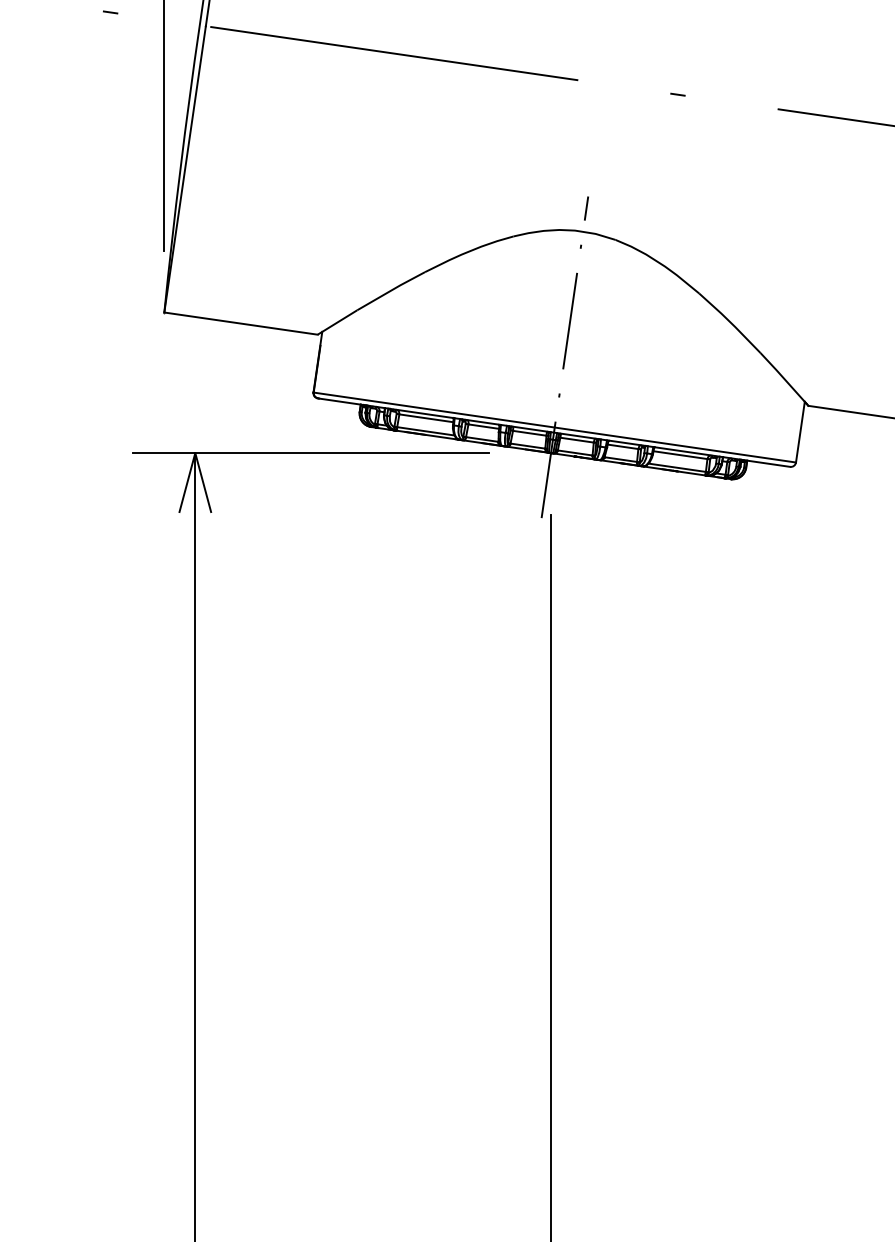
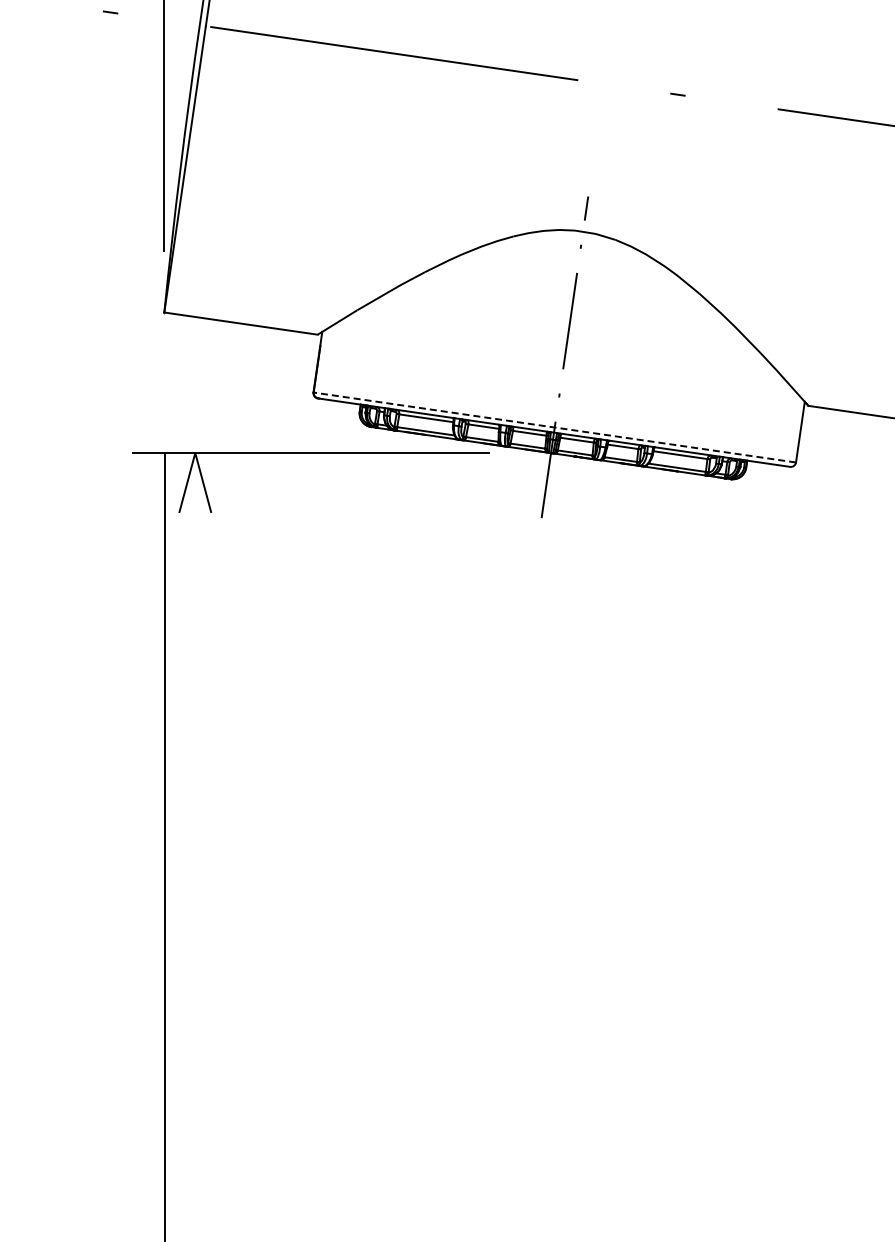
line: solid -> dashed (554, 427)
line position: (195, 845) -> (165, 845) (165, 845)
line: present -> none (551, 876)
